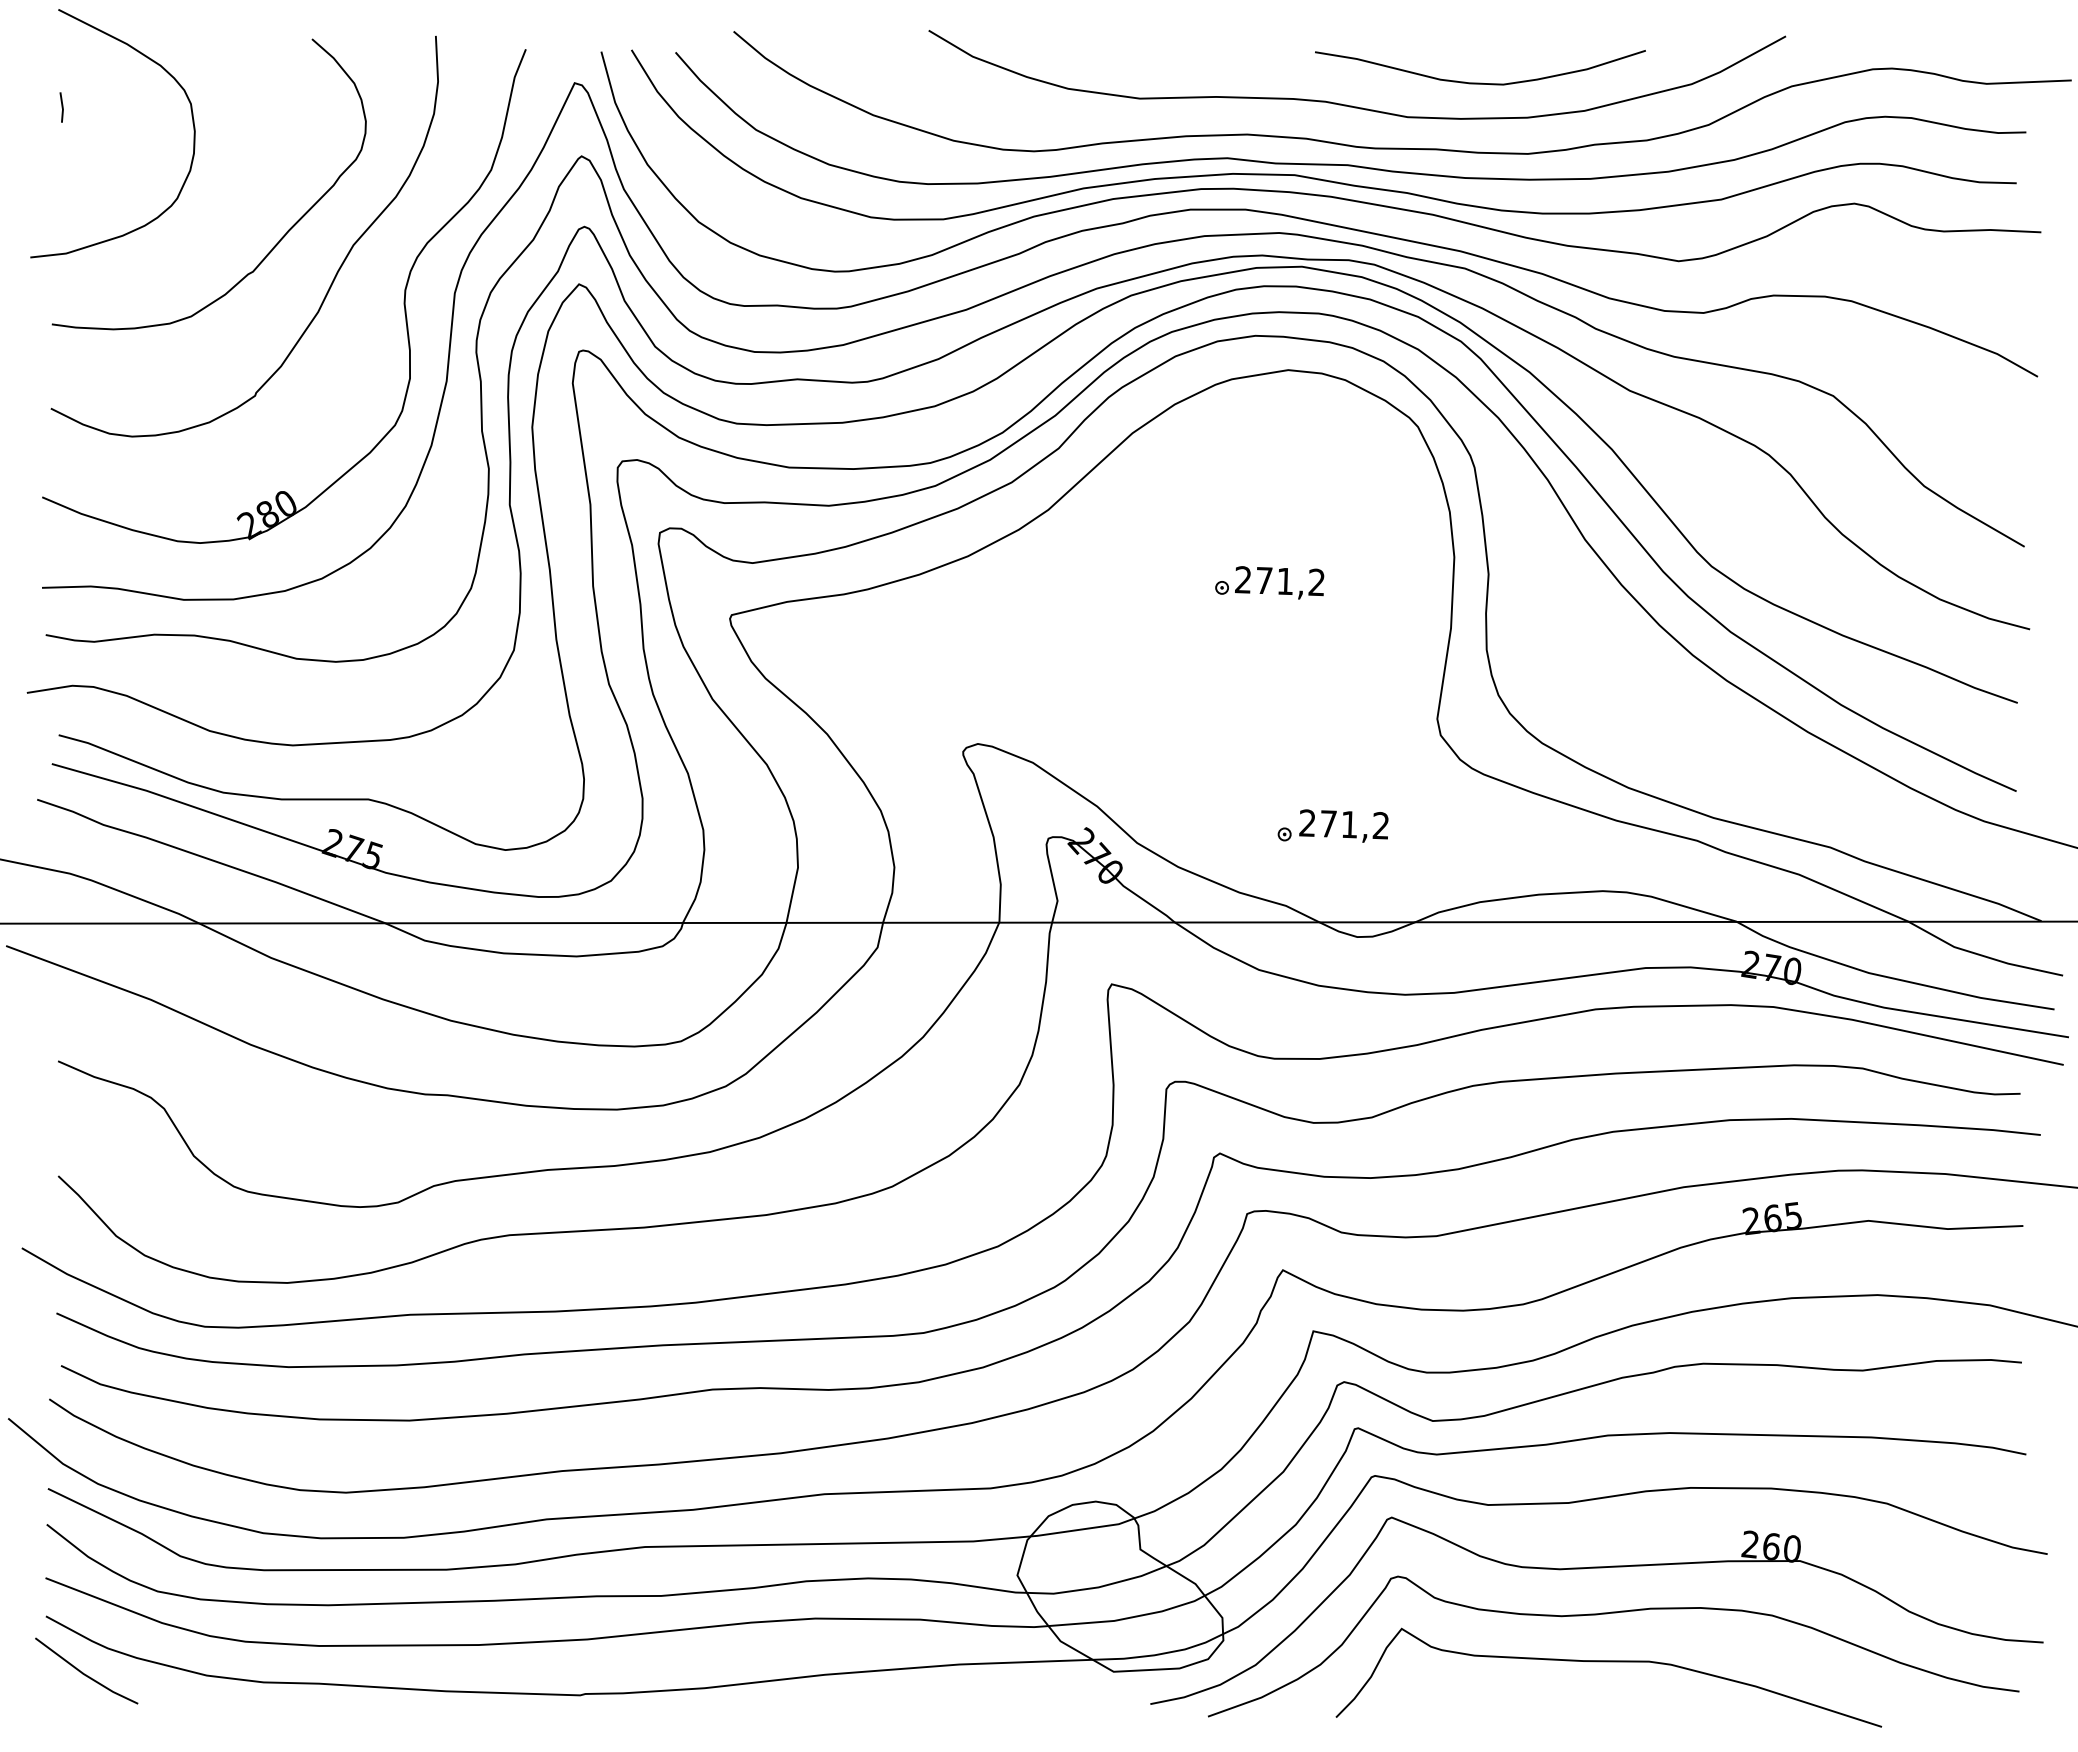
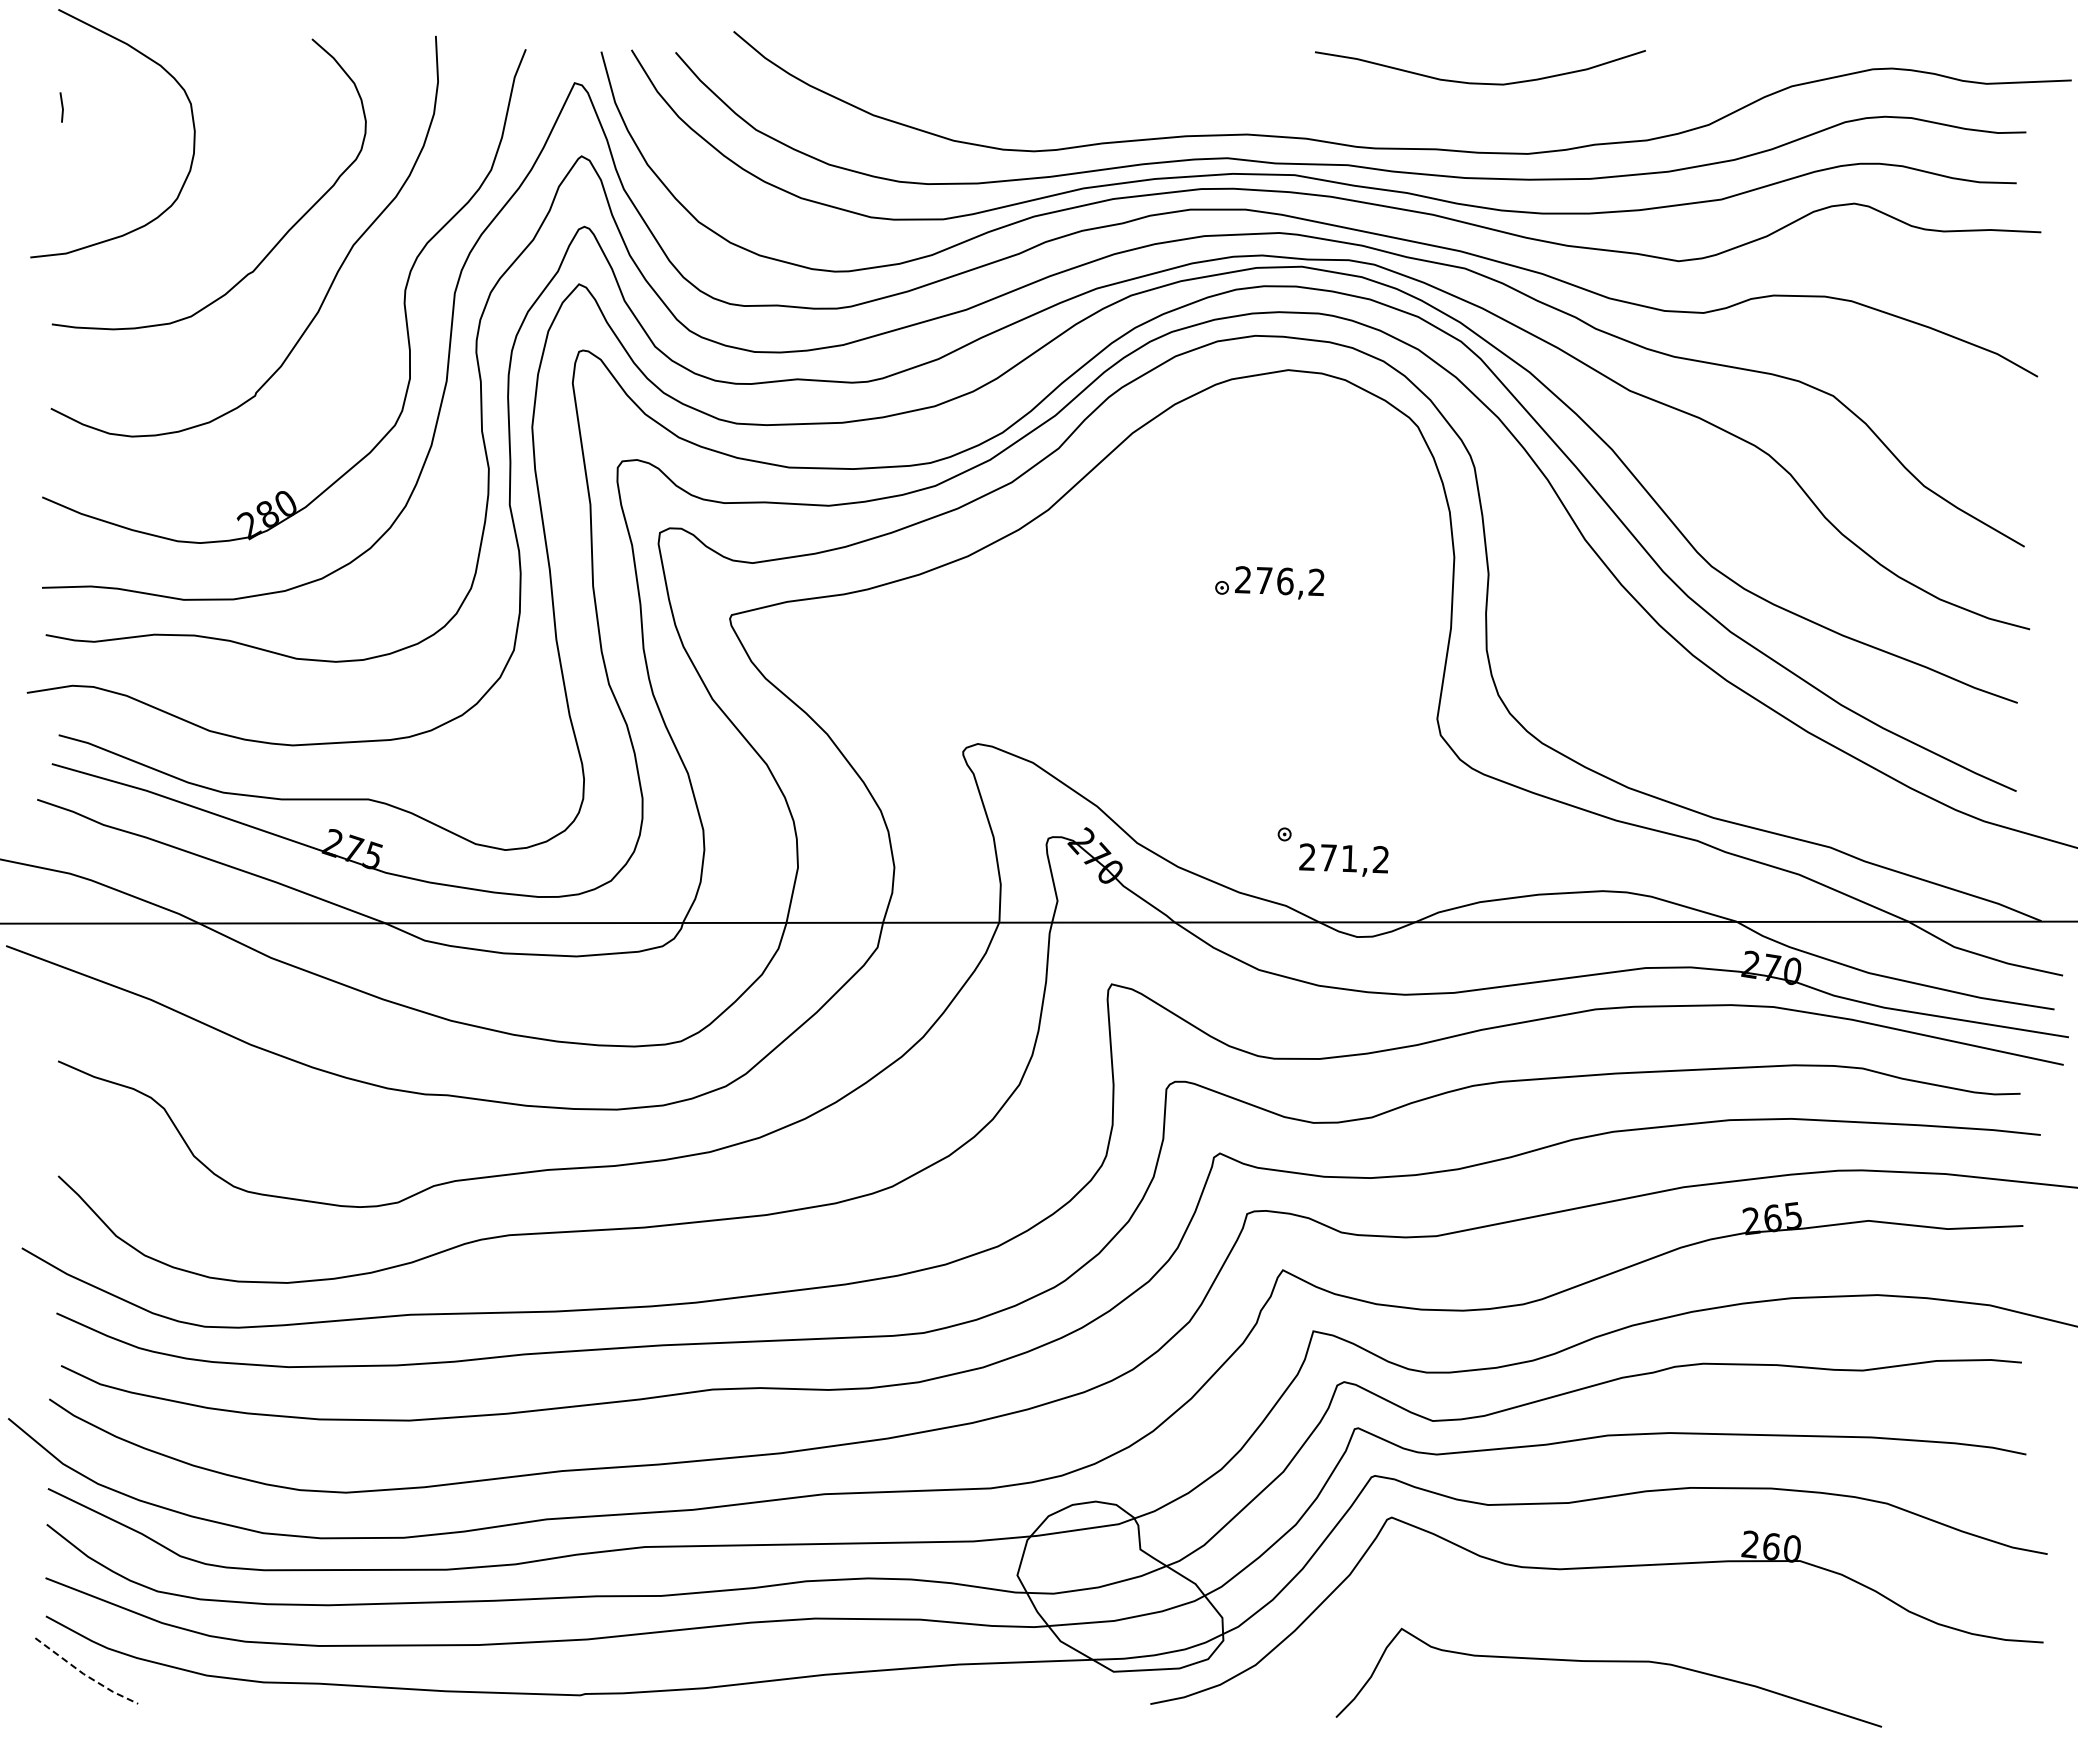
curve: present -> none (1352, 105)
text: 271,2 -> 276,2 (1285, 581)
text position: (1343, 825) -> (1343, 859) (1343, 859)
curve: present -> none (1607, 1614)
line: solid -> dashed (84, 1674)
